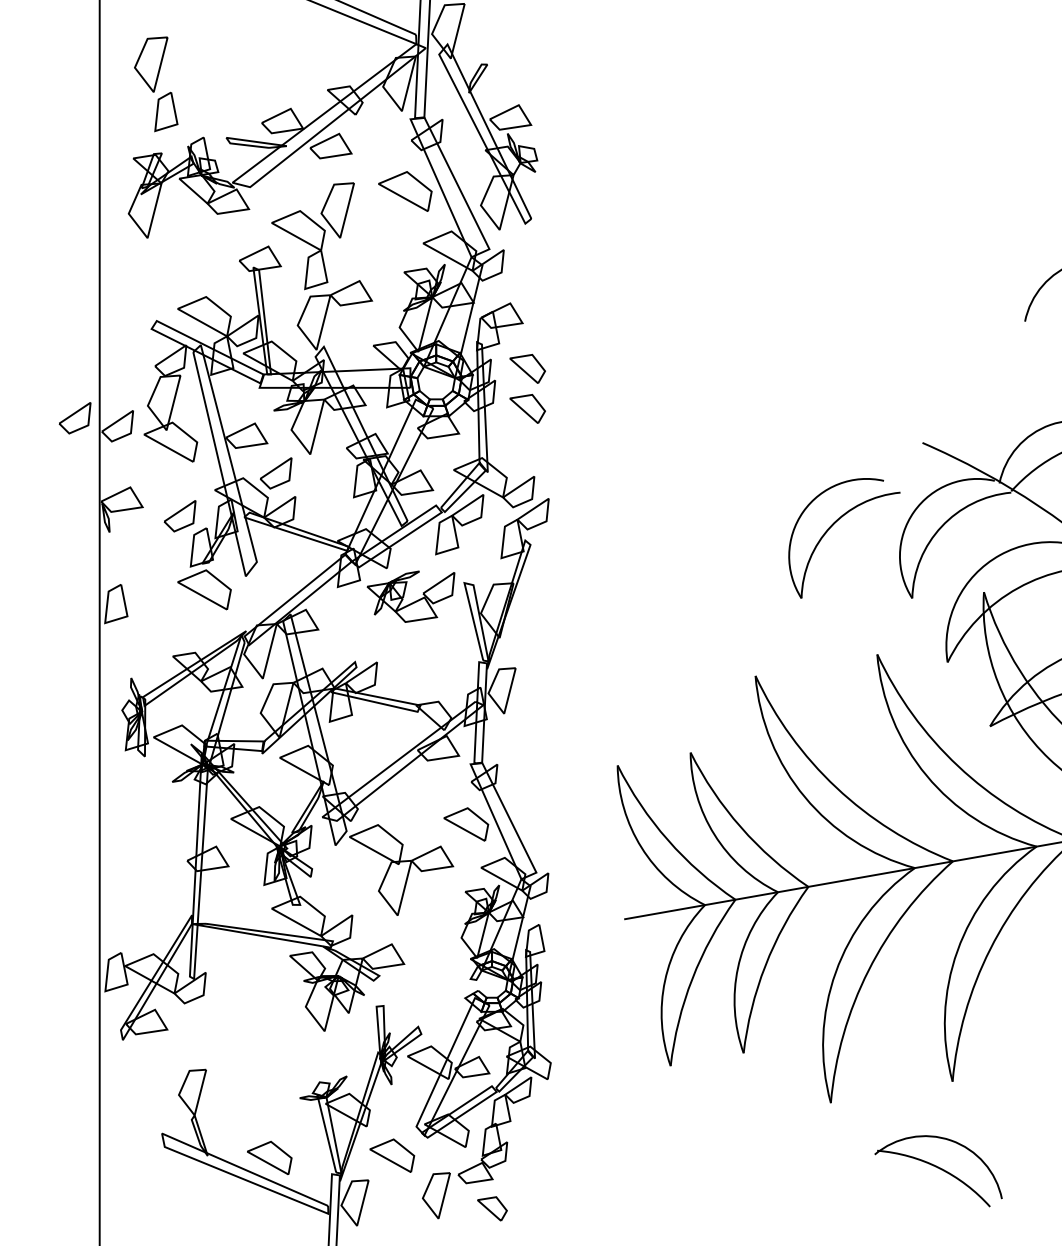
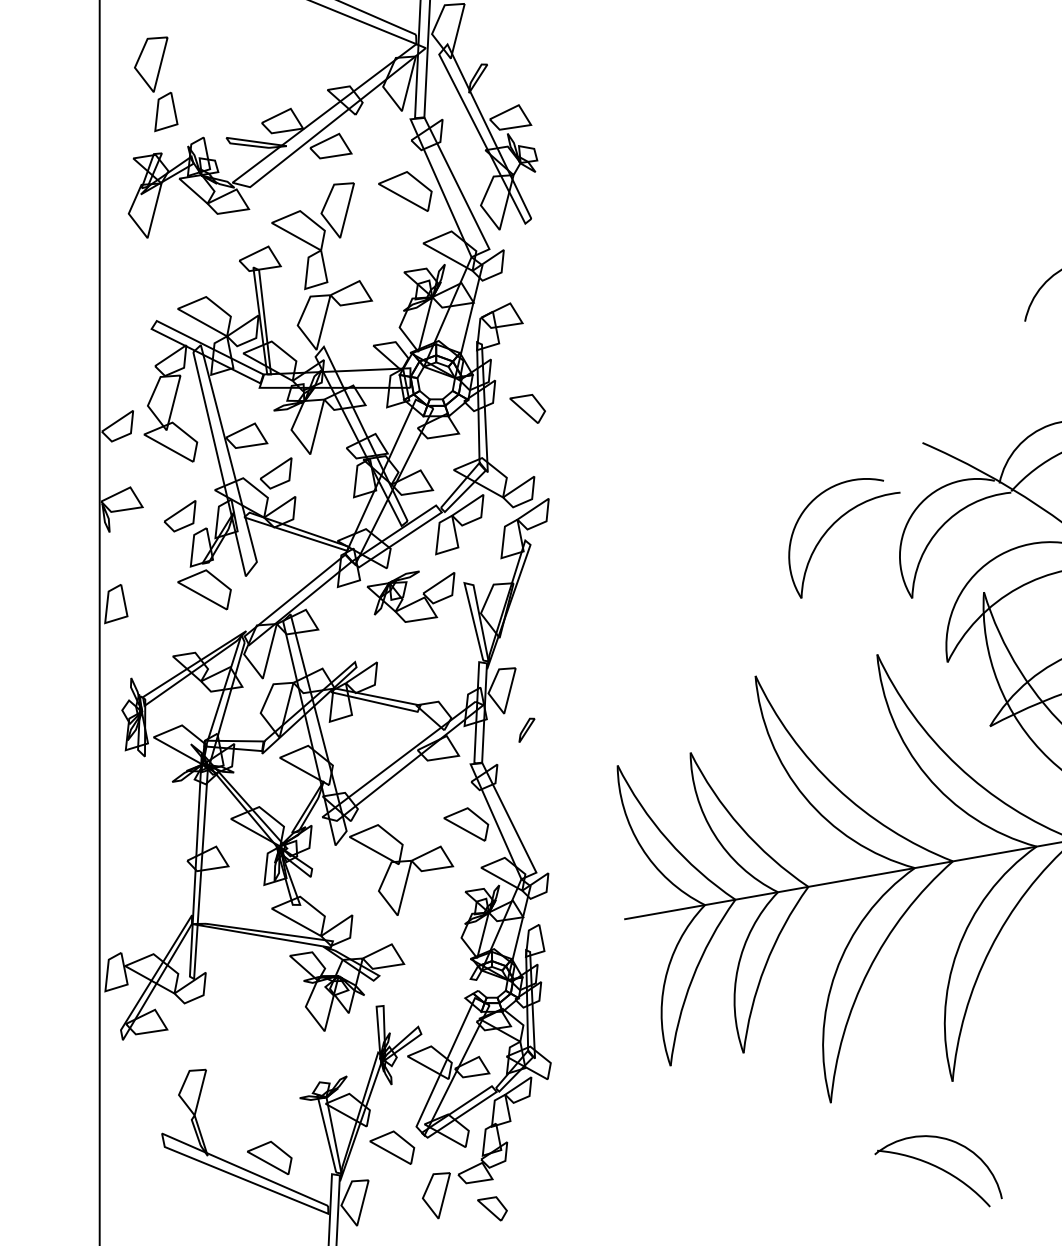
part: present -> none (527, 368)
part: present -> none (74, 418)
part: none -> present (526, 729)
part position: (392, 1155) -> (392, 1147) (392, 1147)
